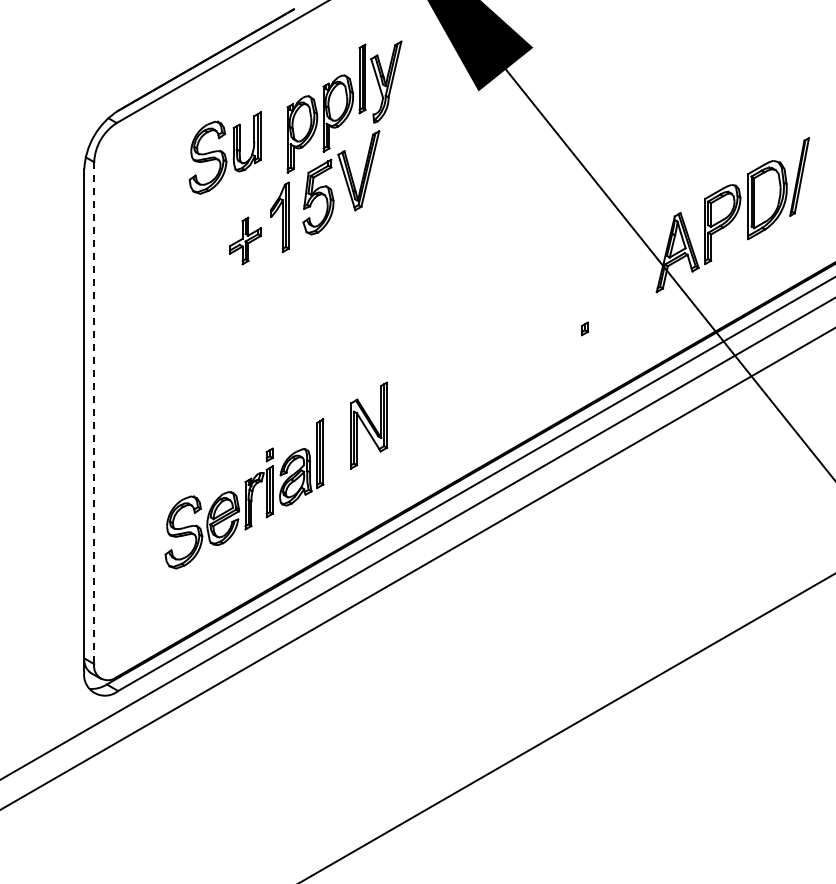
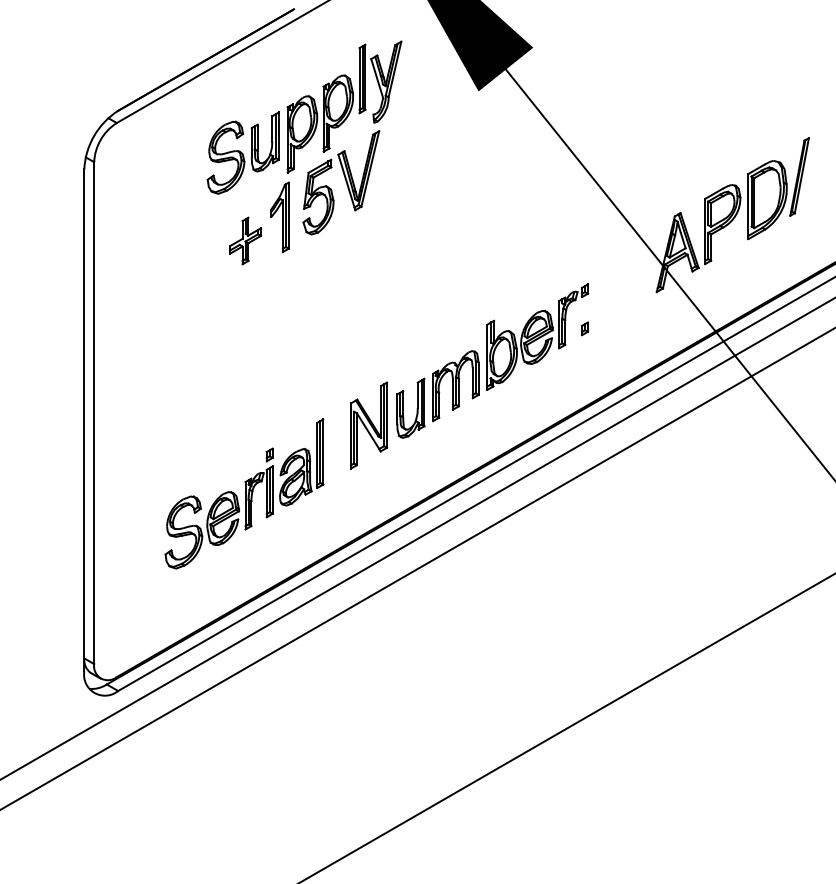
part position: (224, 152) -> (242, 152) (242, 152)
part: none -> present (492, 360)
line: dashed -> solid (94, 413)
